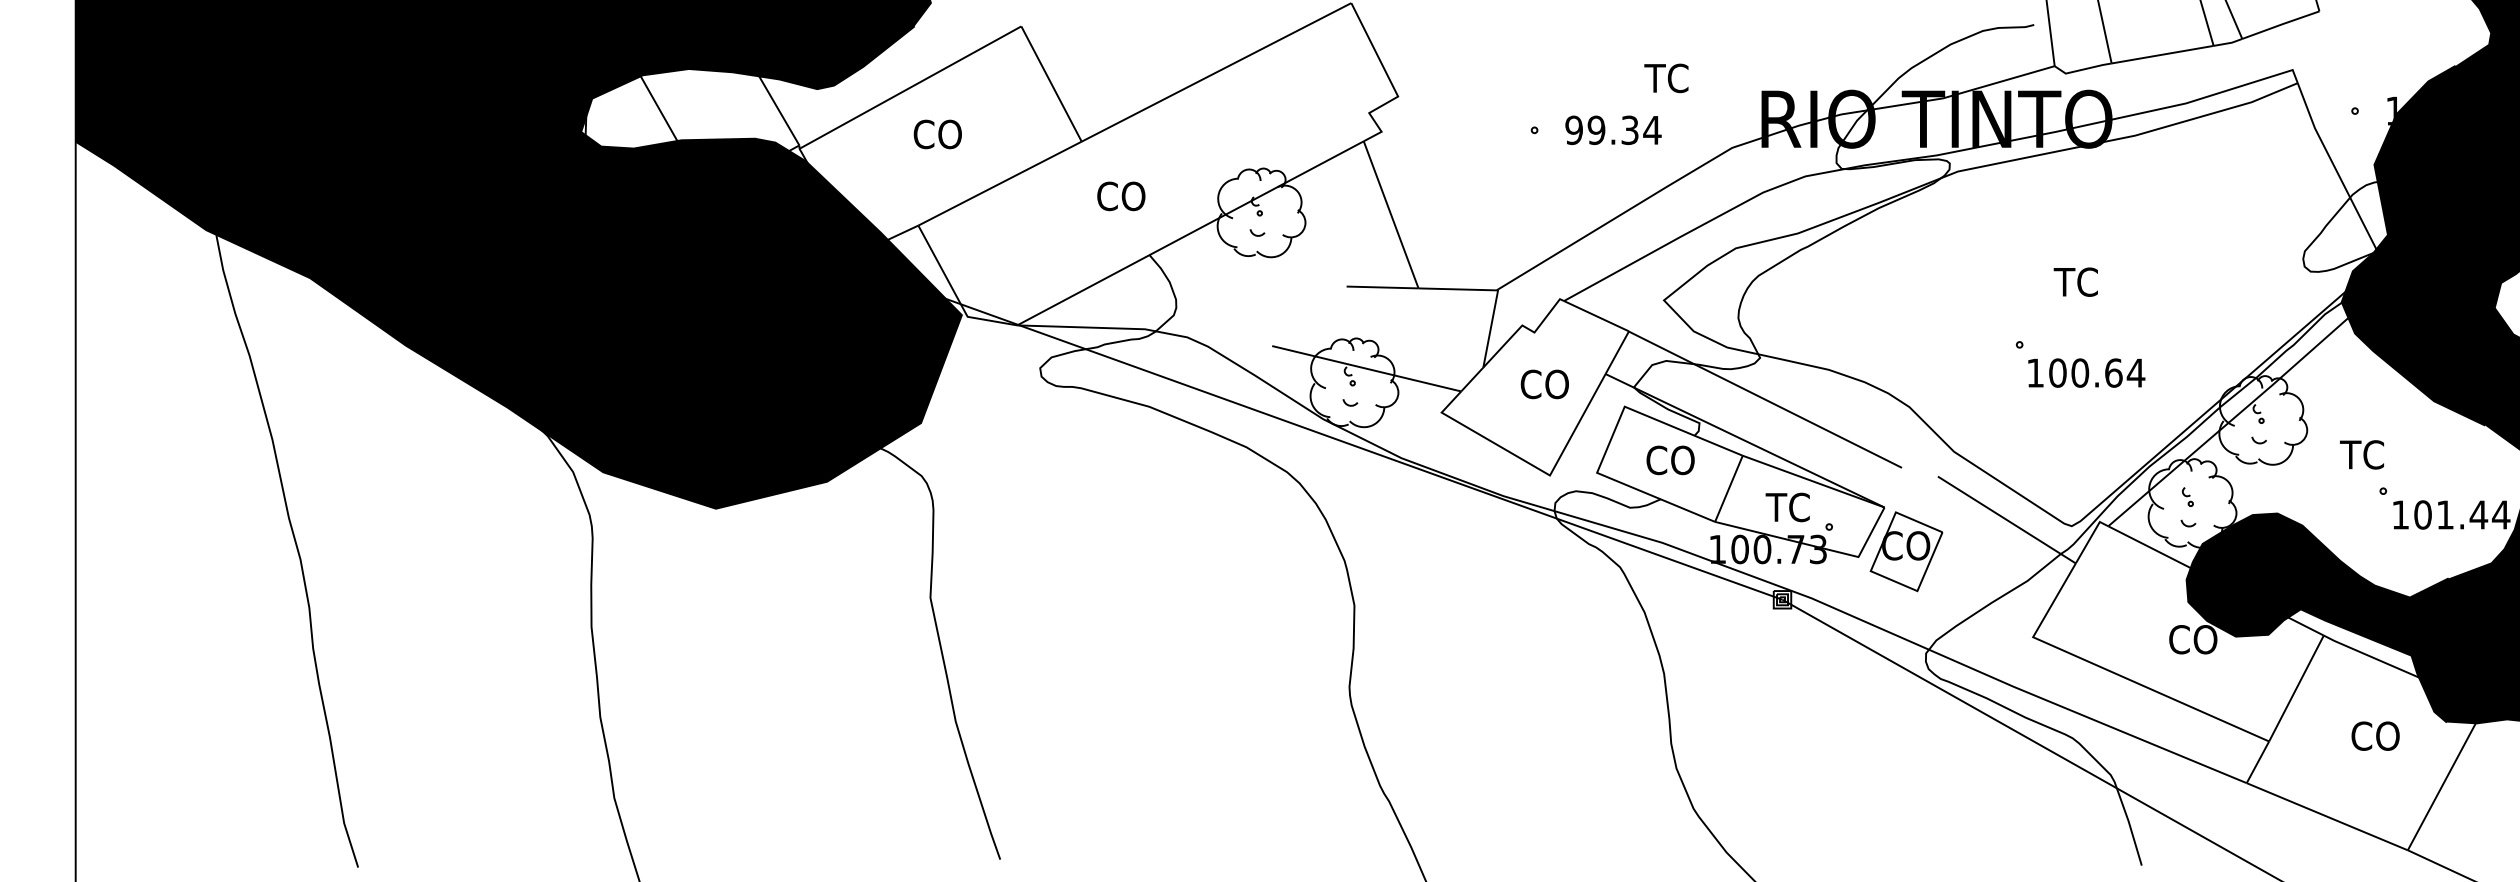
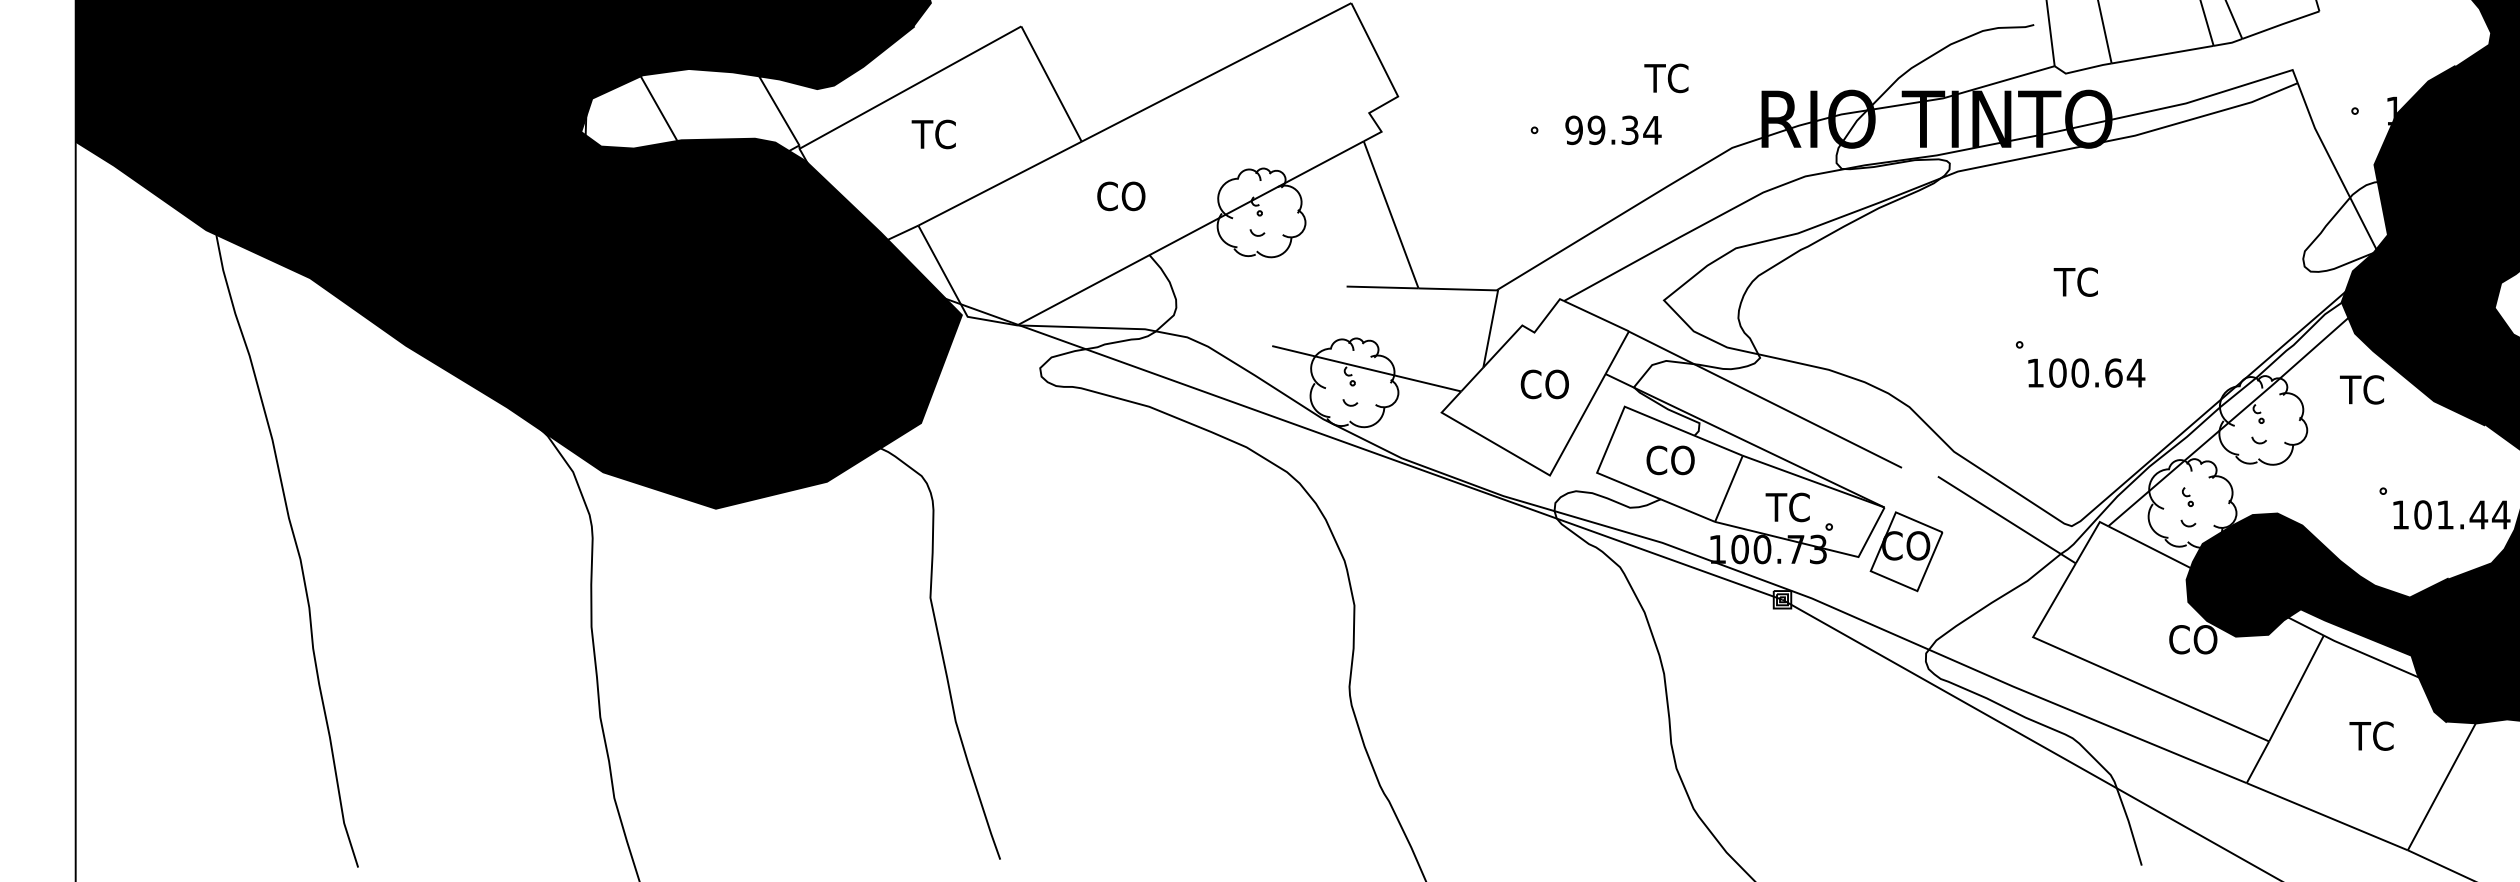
text: CO -> TC (936, 134)
text position: (2361, 454) -> (2361, 389) (2361, 389)
text: CO -> TC (2374, 735)
